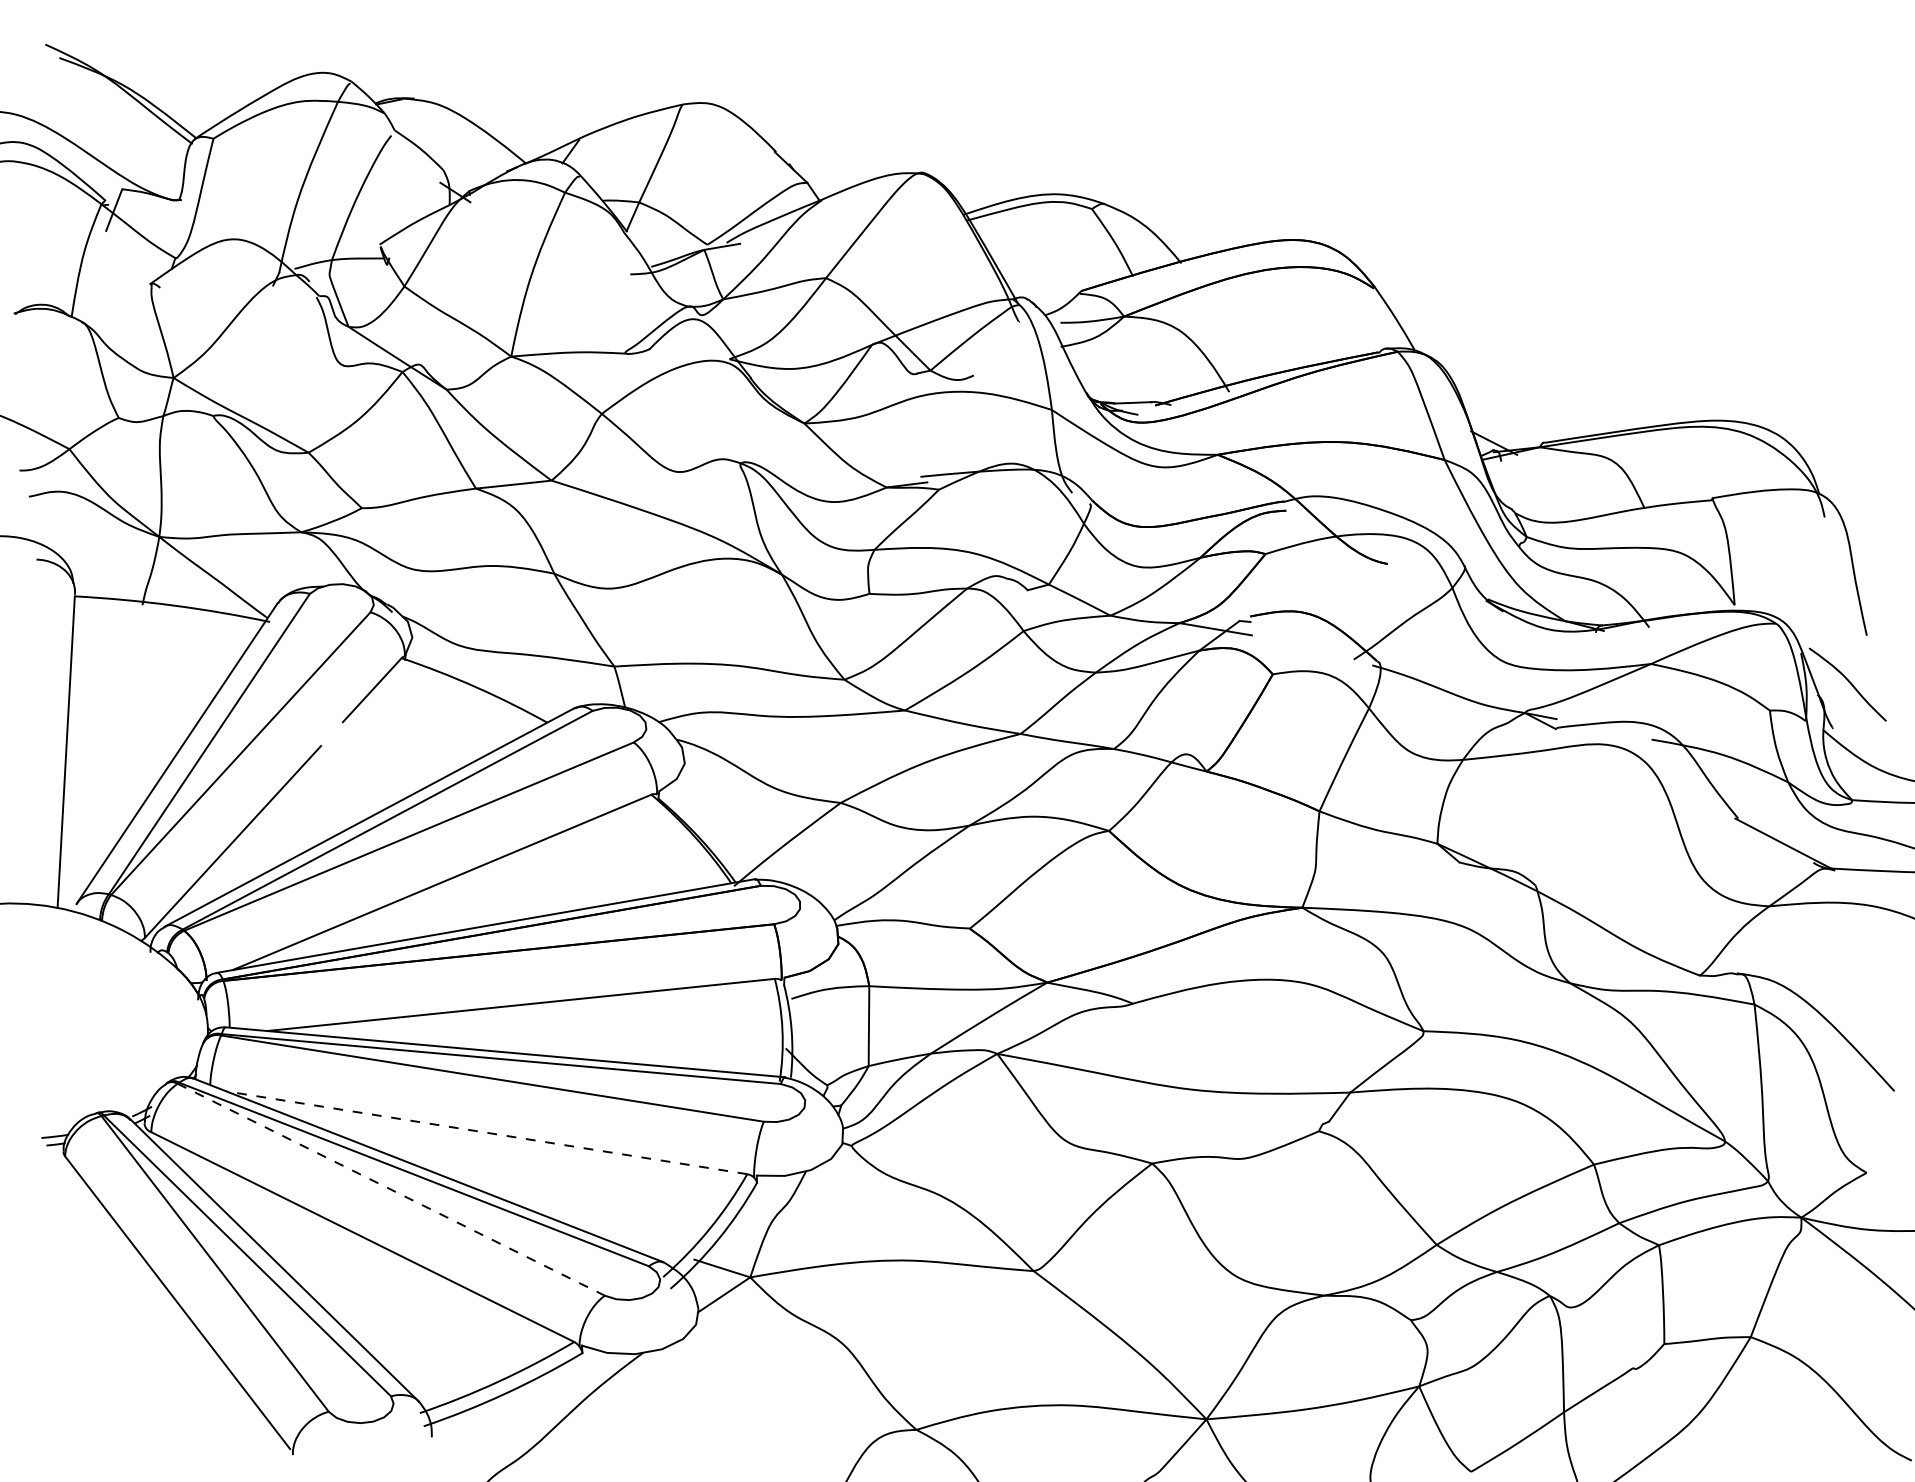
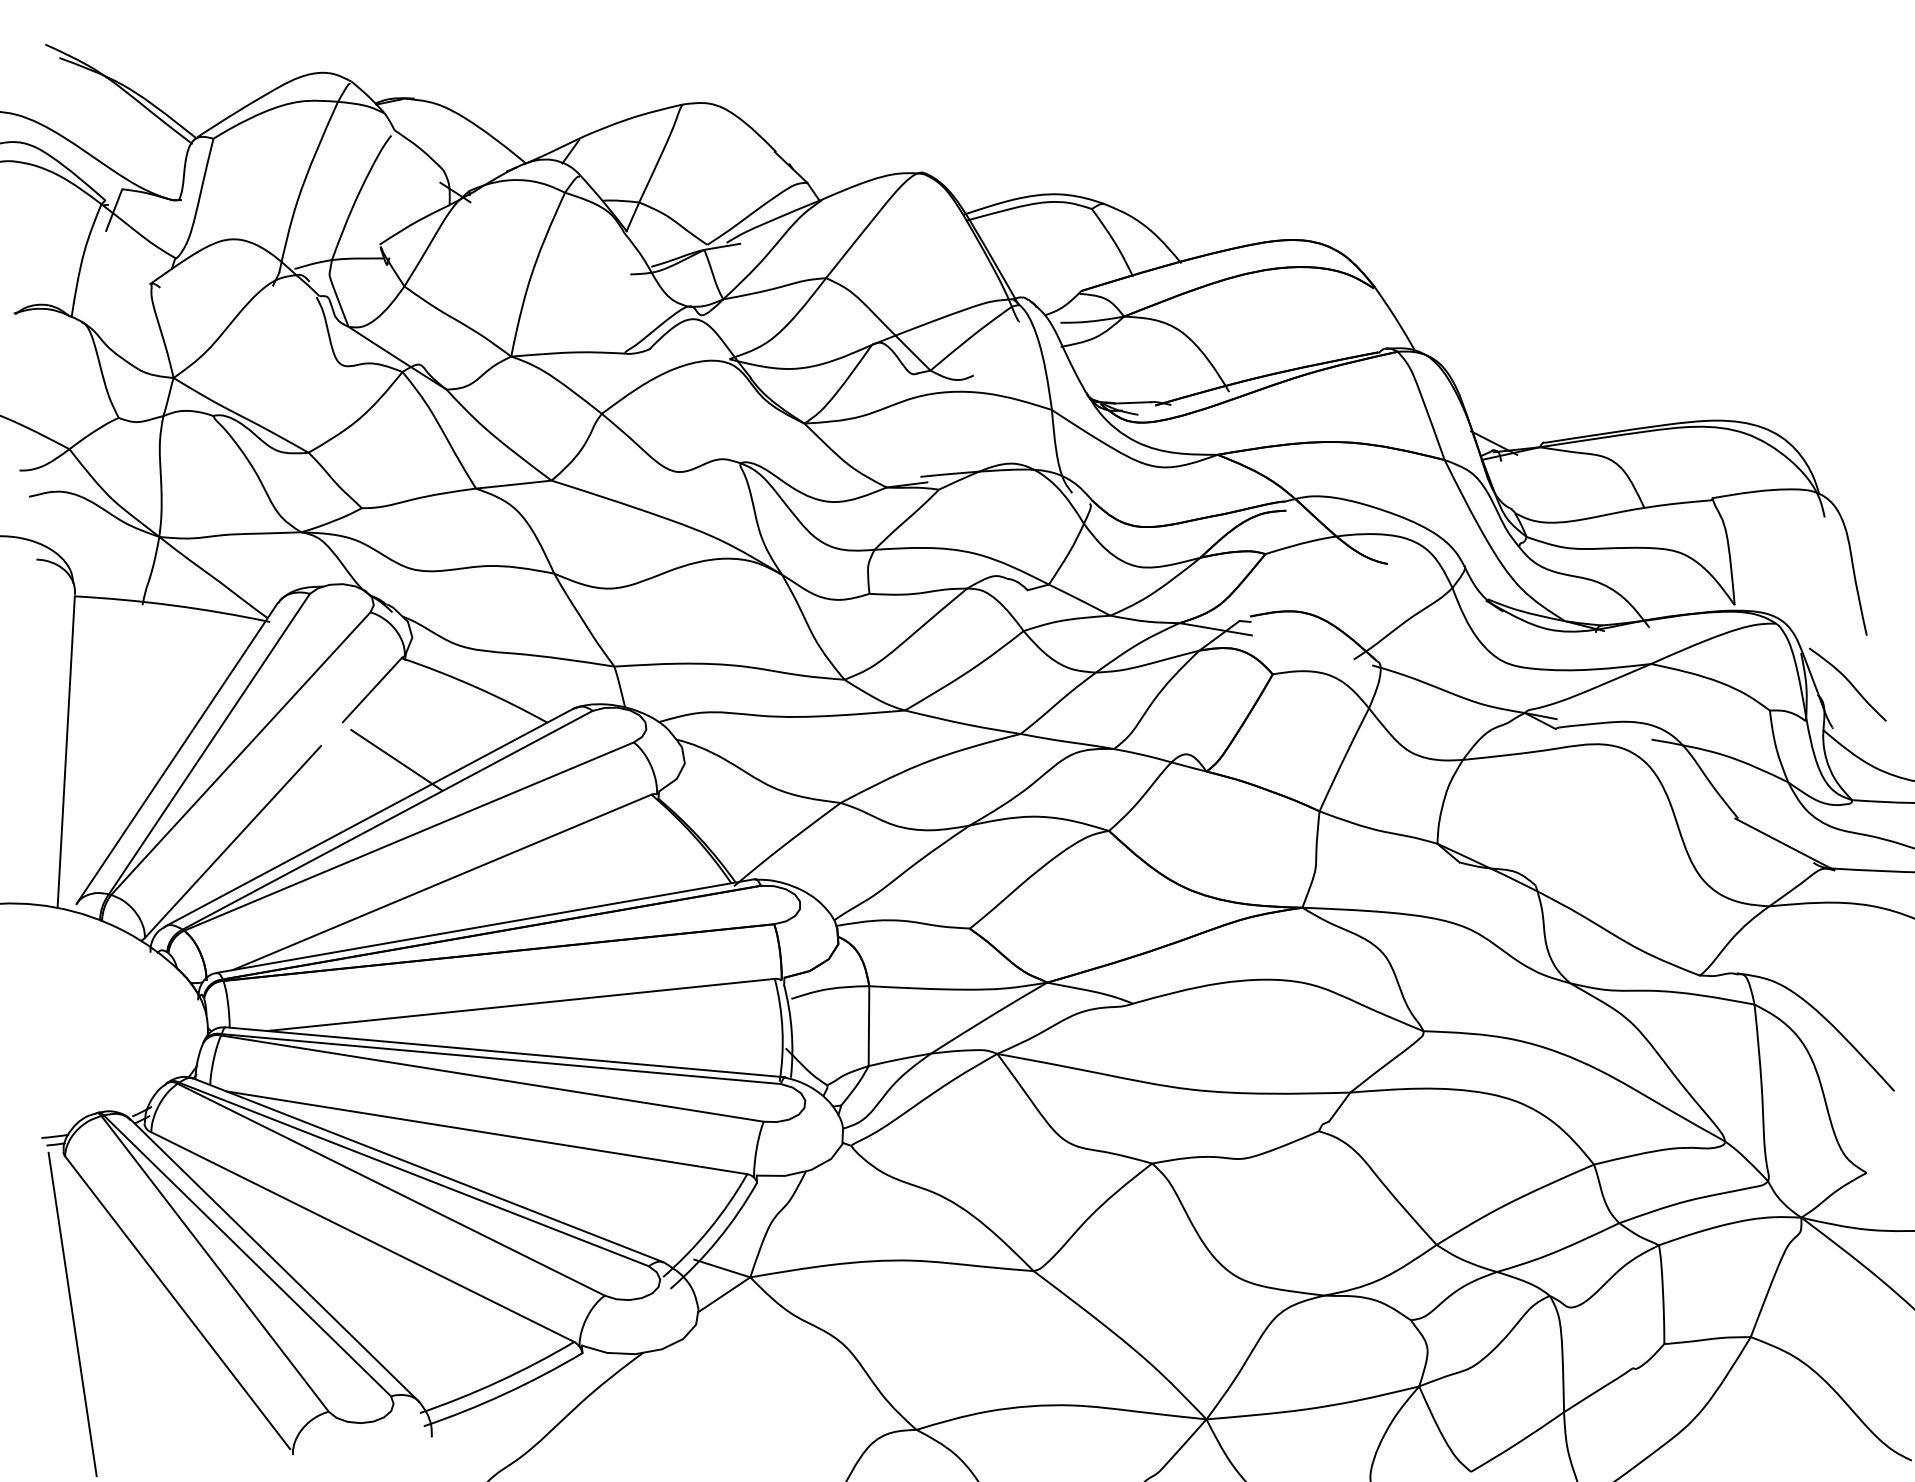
line: none -> present (396, 760)
line: dashed -> solid (486, 1132)
line: dashed -> solid (391, 1189)
line: none -> present (72, 1314)
